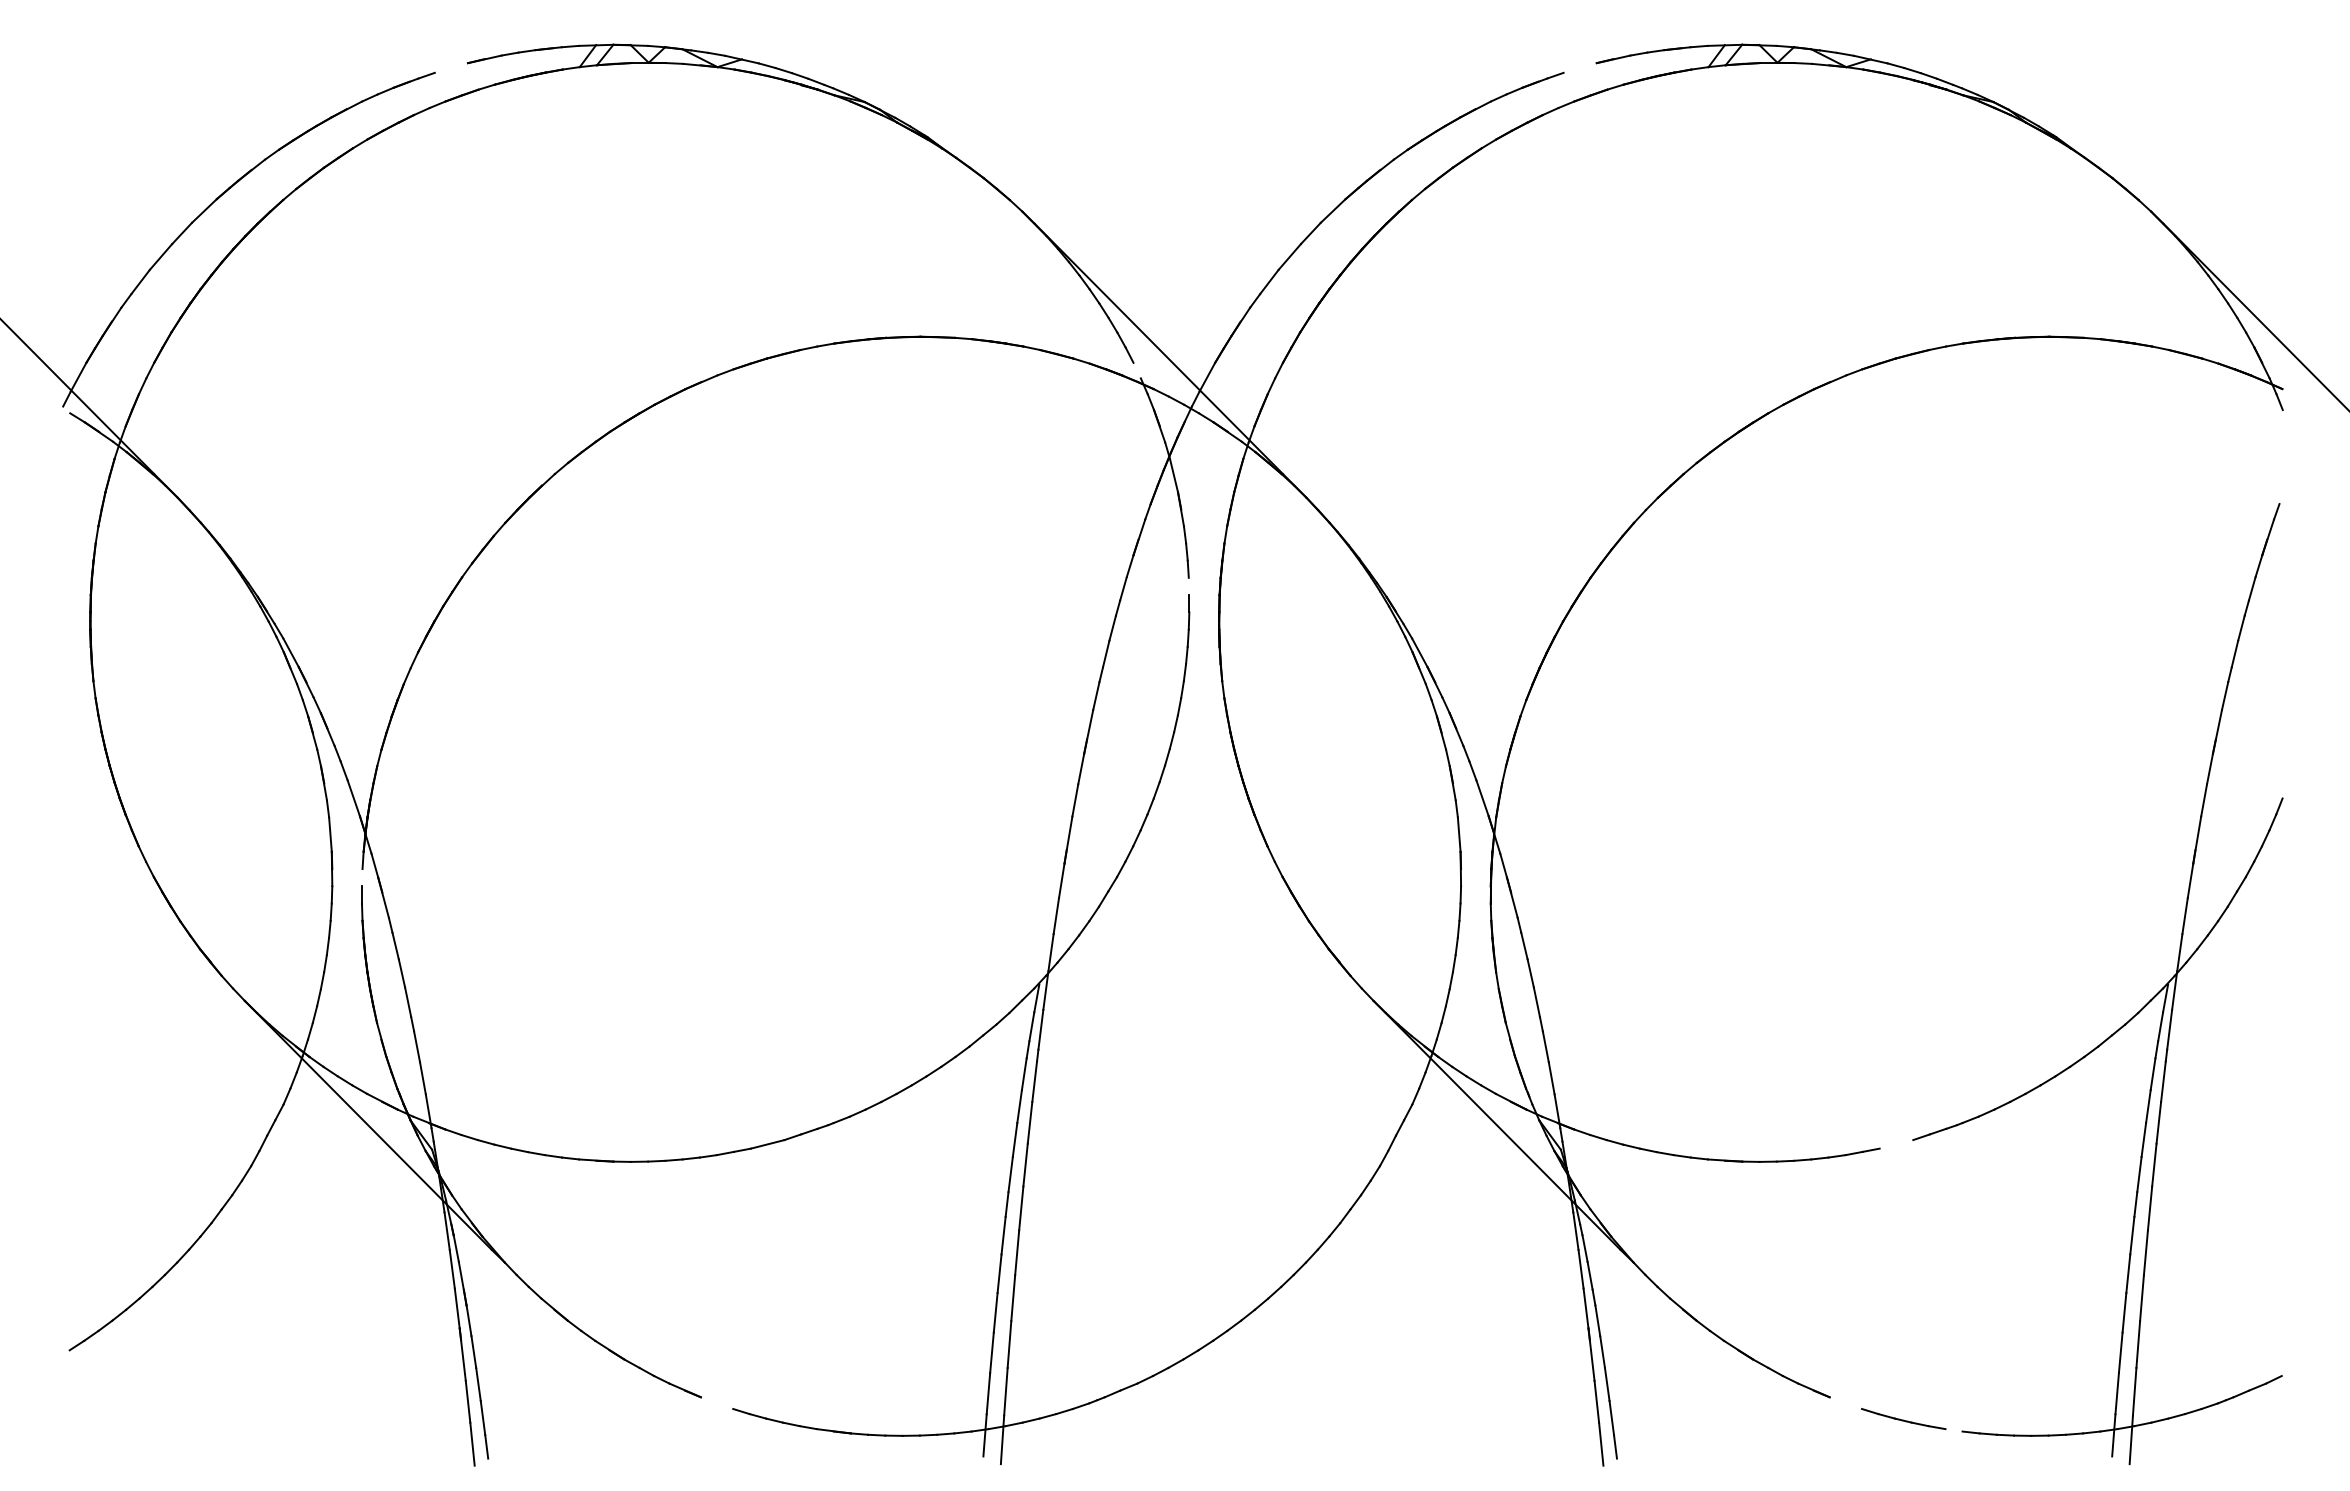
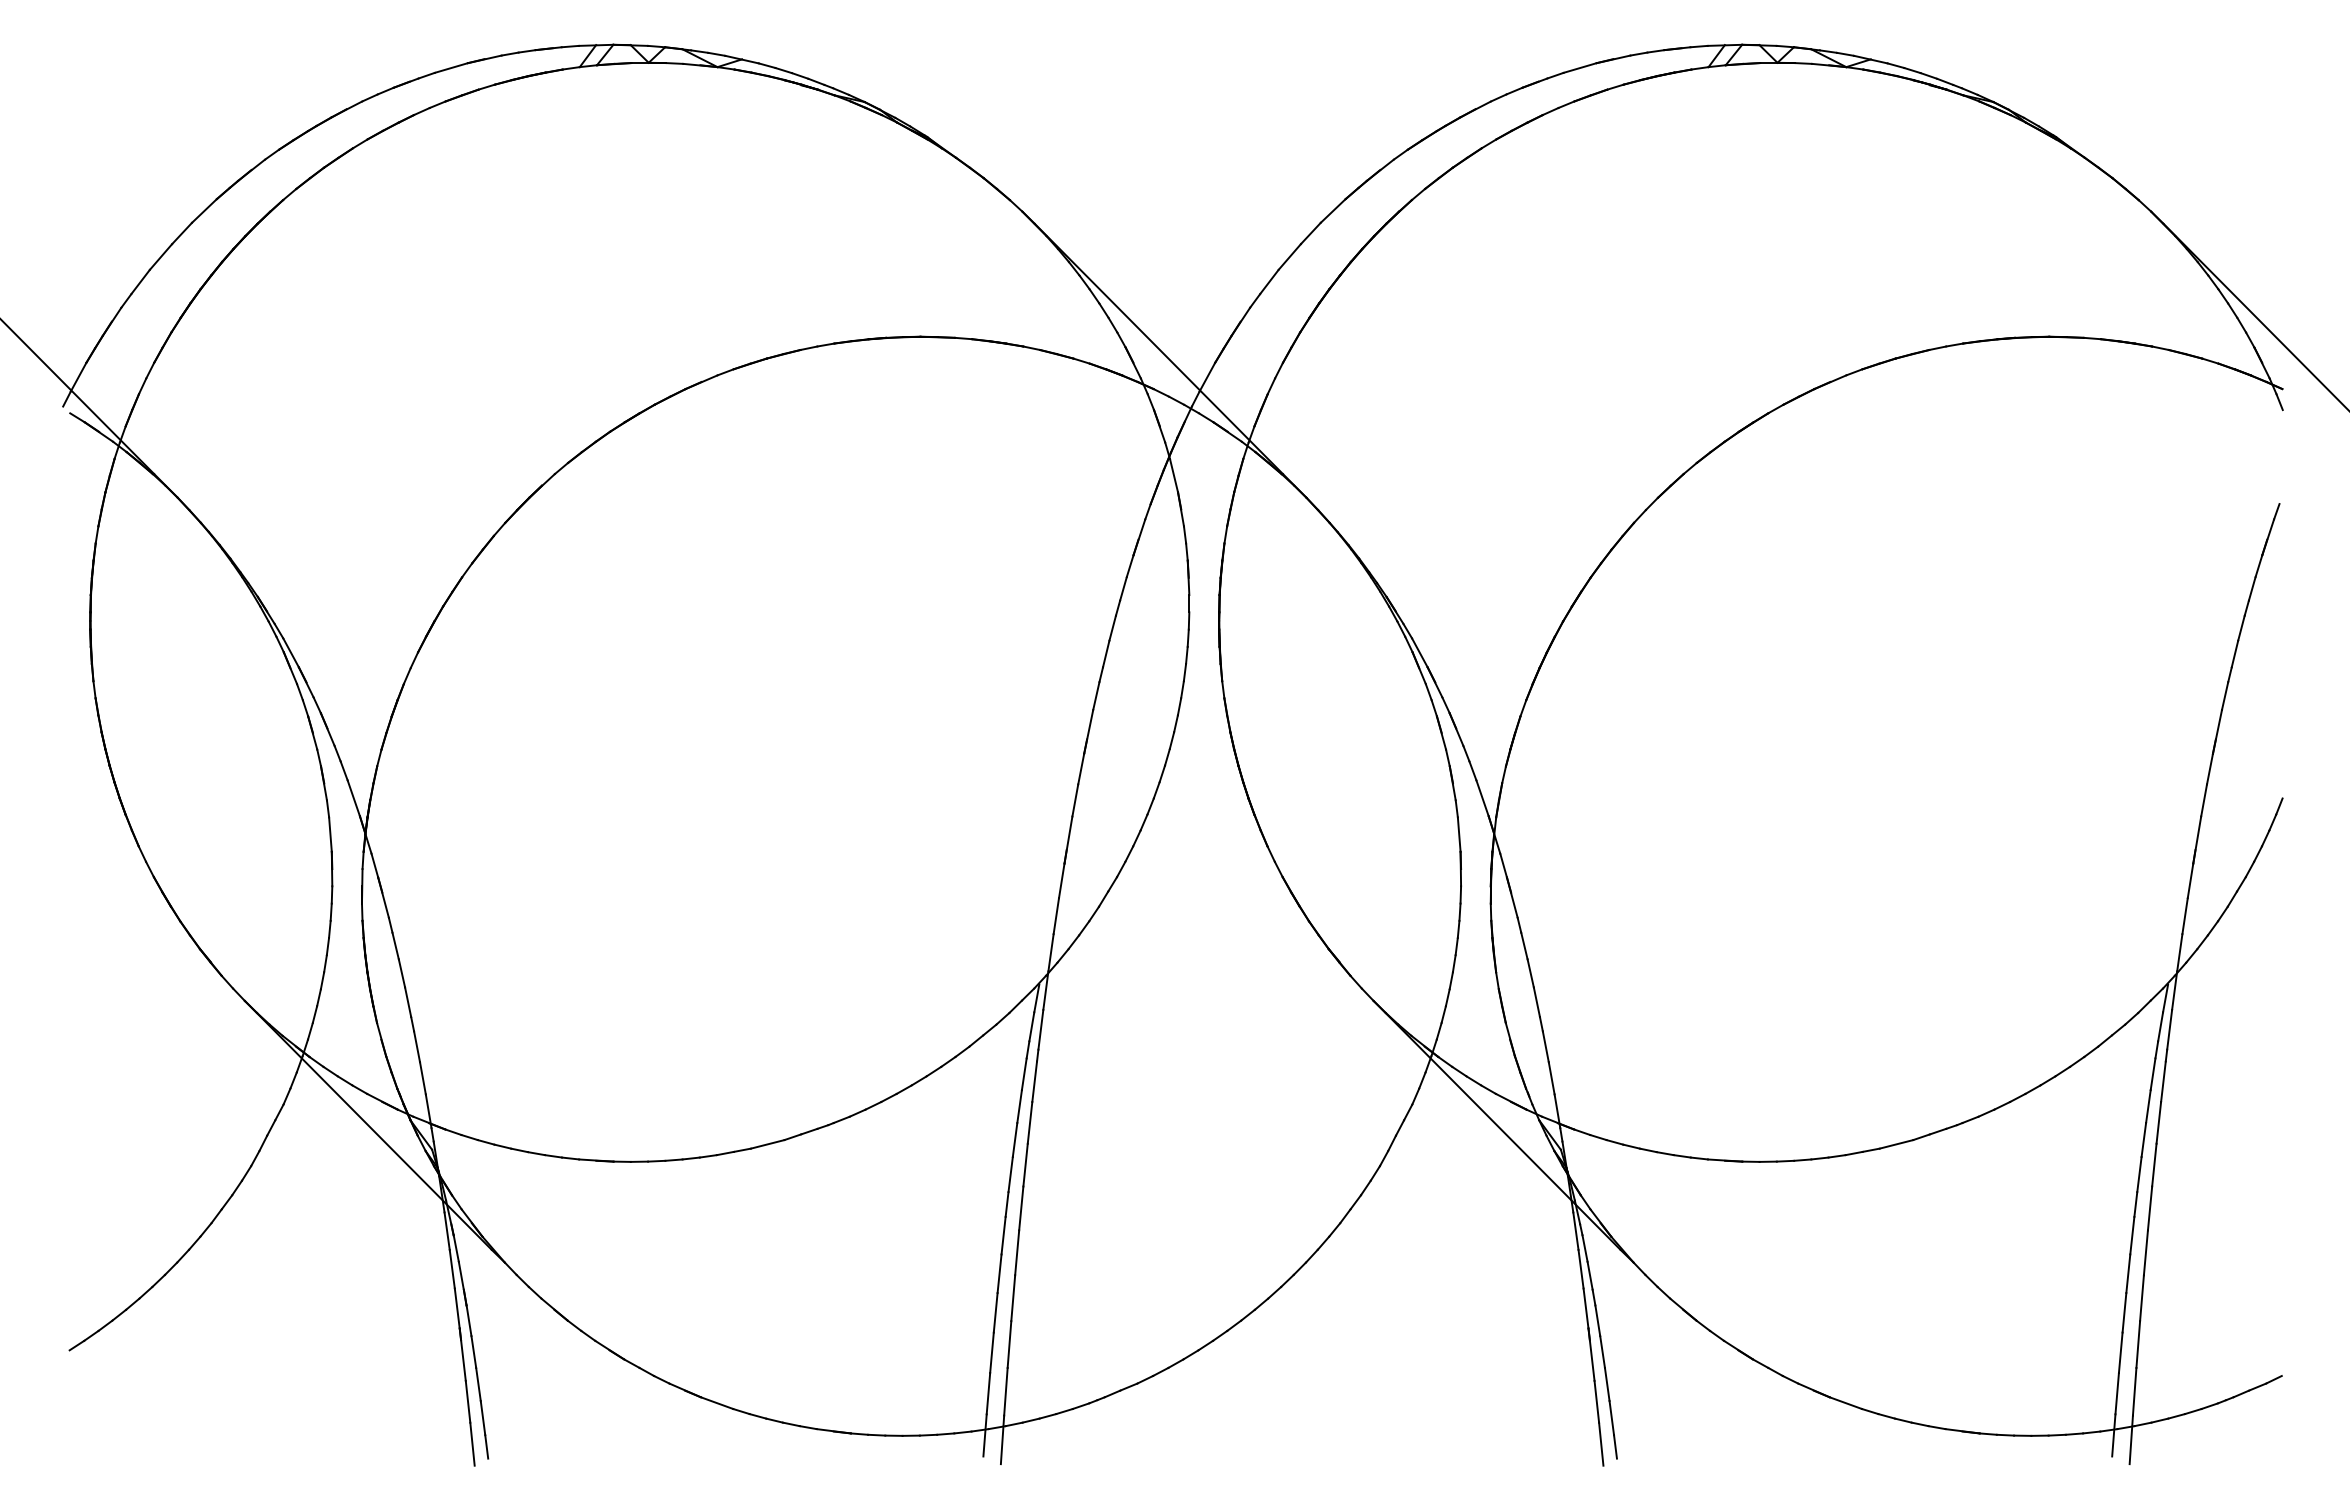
line: none -> present (450, 67)
line: none -> present (1579, 67)
line: none -> present (1132, 362)
line: none -> present (1188, 577)
line: none -> present (361, 886)
line: none -> present (1896, 1144)
line: none -> present (716, 1402)
line: none -> present (1845, 1402)
line: none -> present (1962, 1431)
